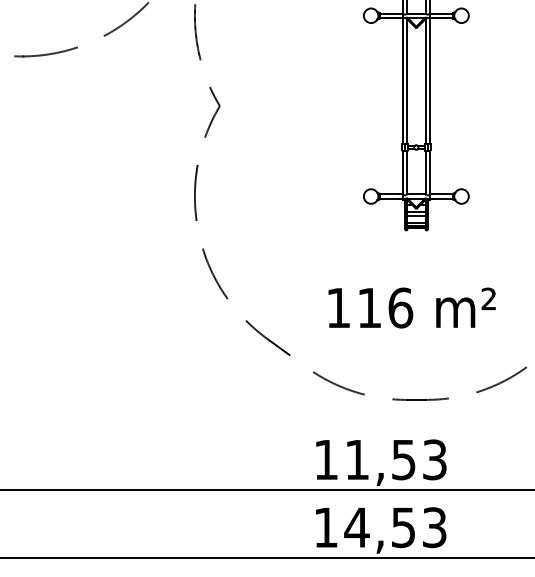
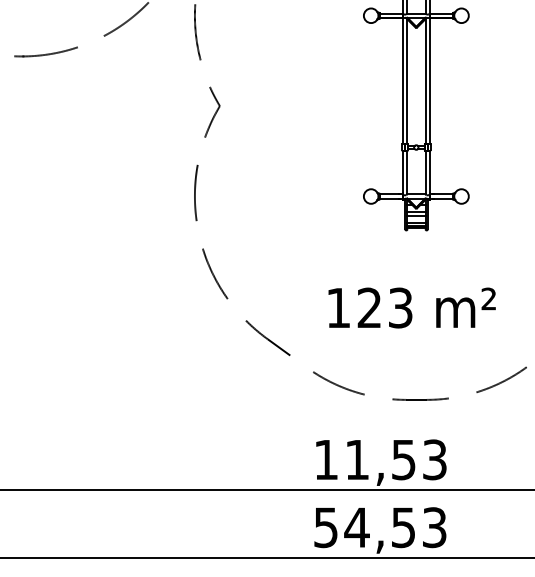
text: 116 -> 123 (385, 307)
text: 14,53 -> 54,53 (325, 527)
